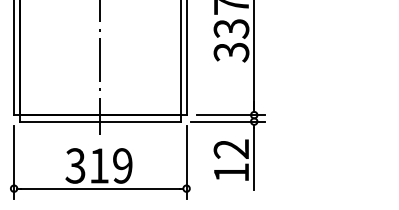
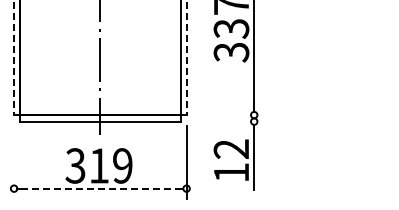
line: solid -> dashed (14, 58)
line: solid -> dashed (186, 58)
line: present -> none (231, 115)
line: present -> none (228, 121)
line: present -> none (14, 162)
line: solid -> dashed (100, 188)
